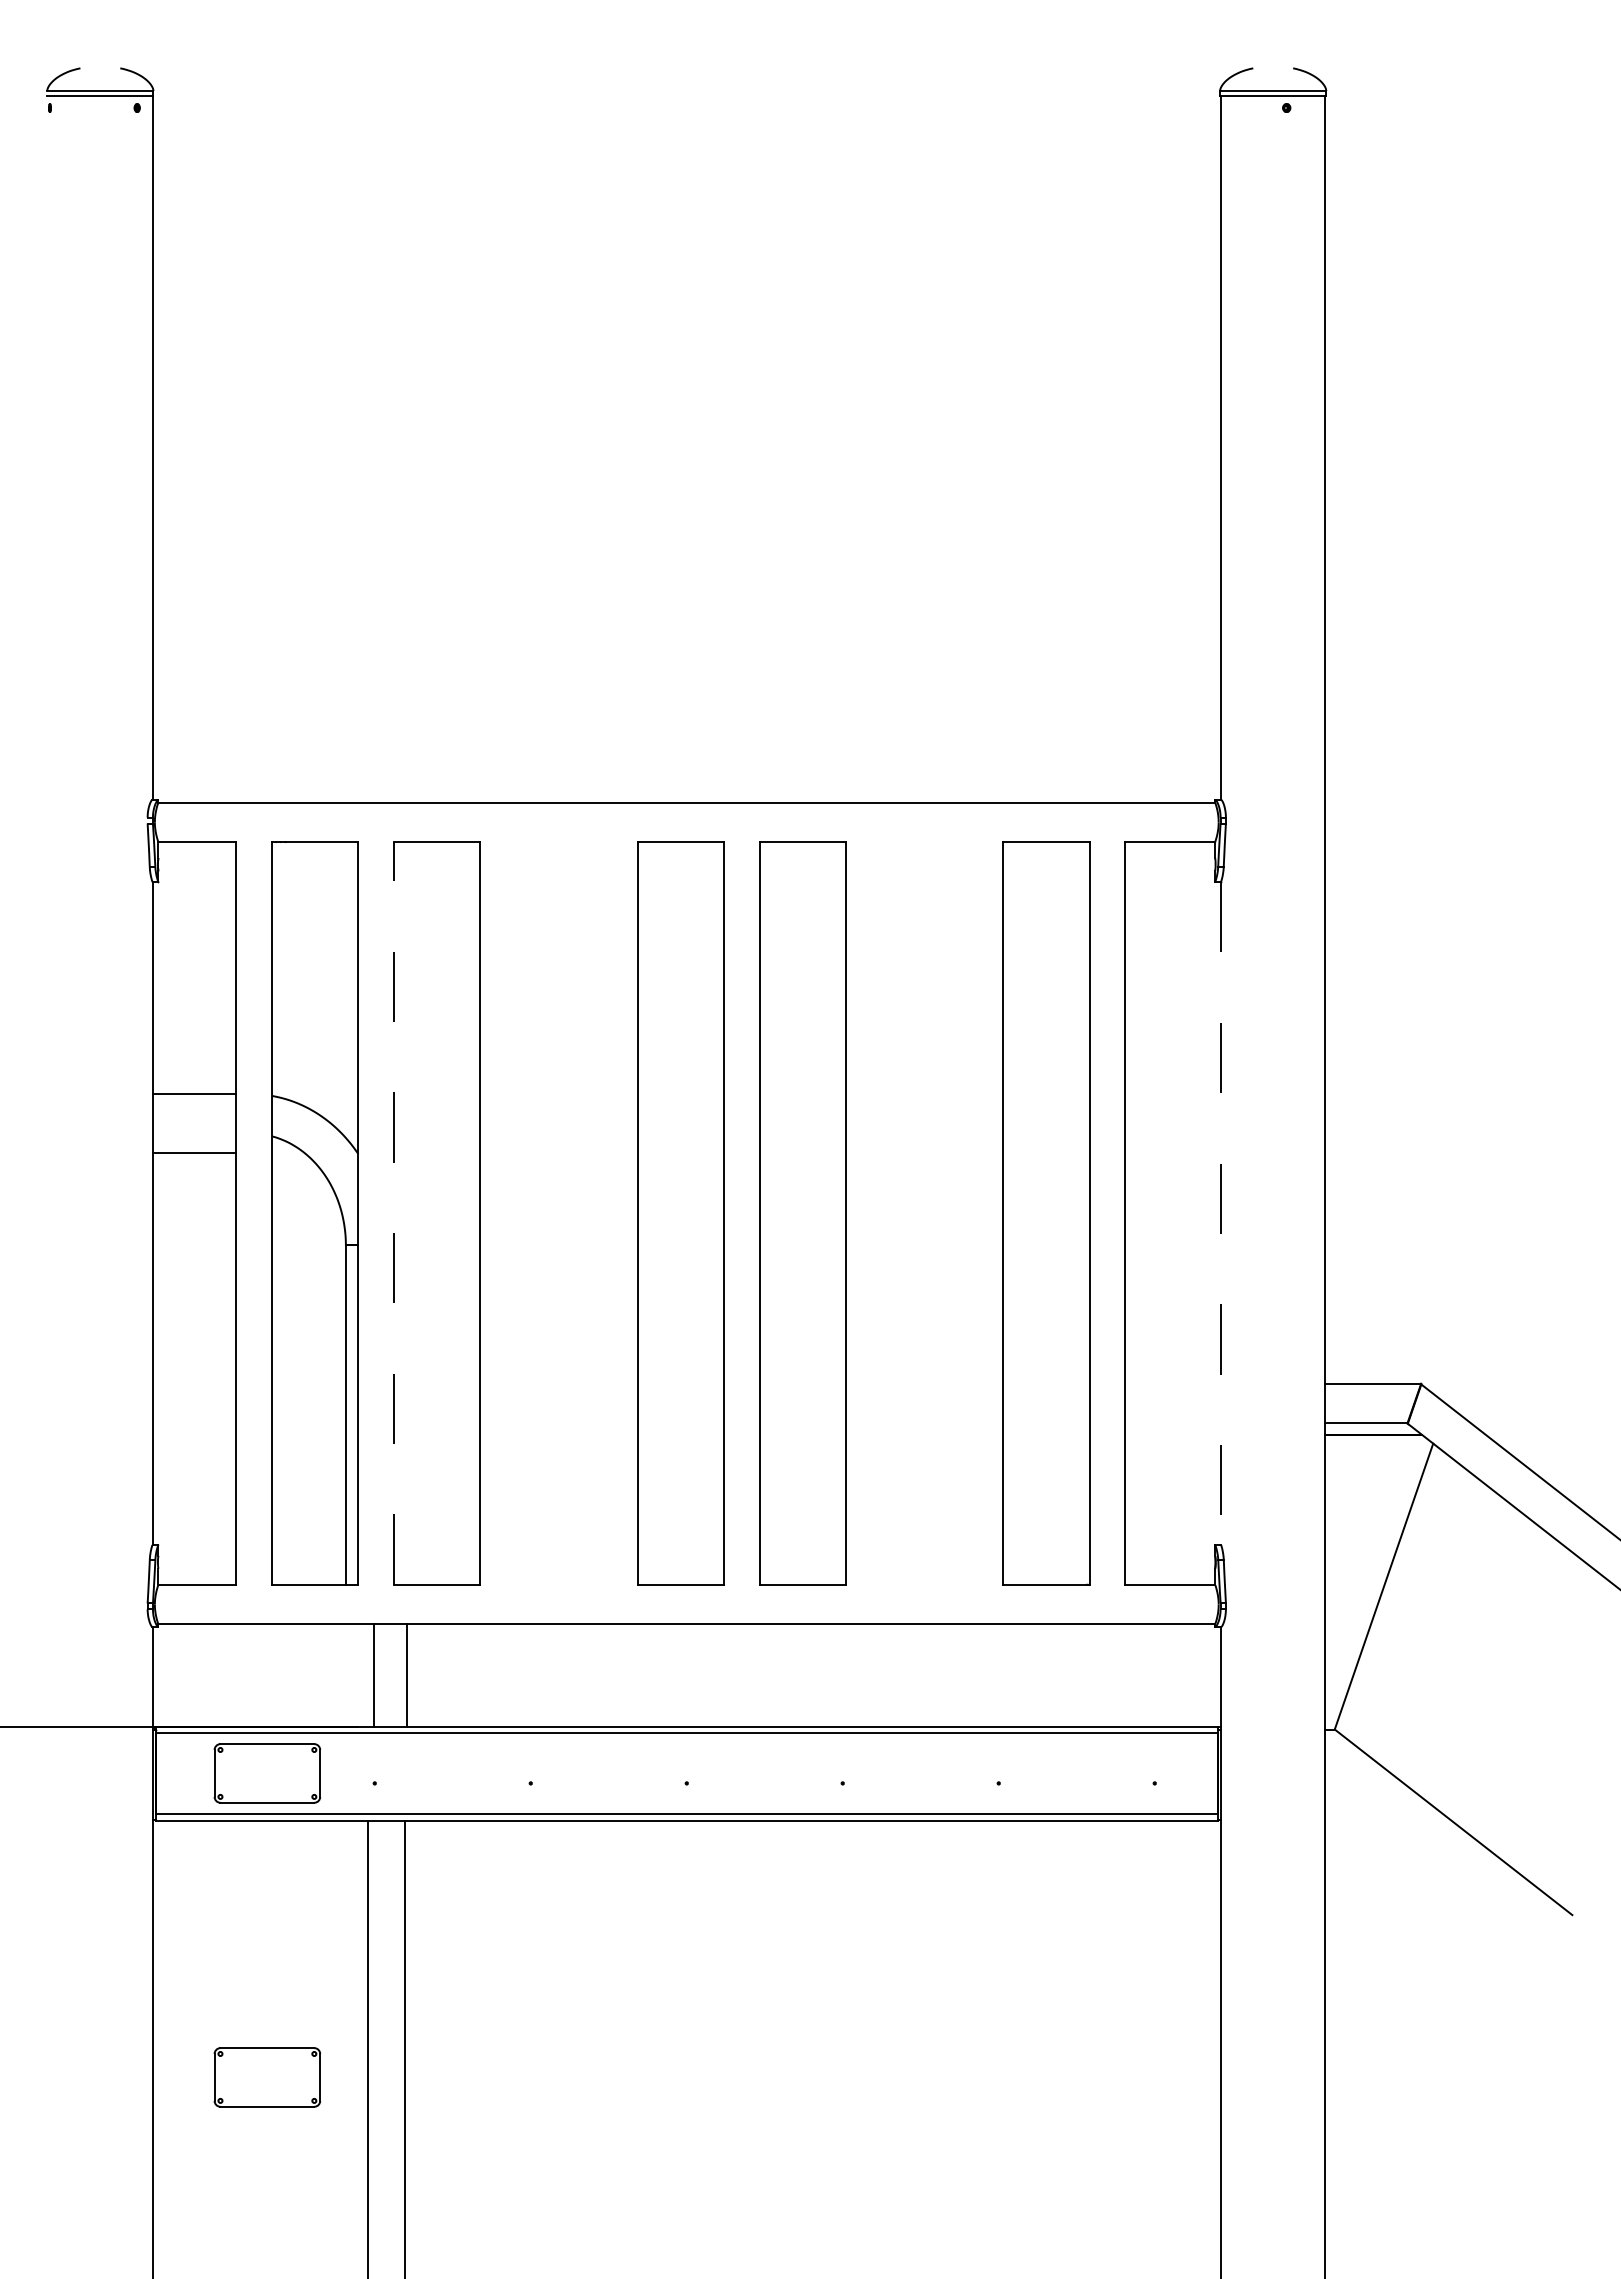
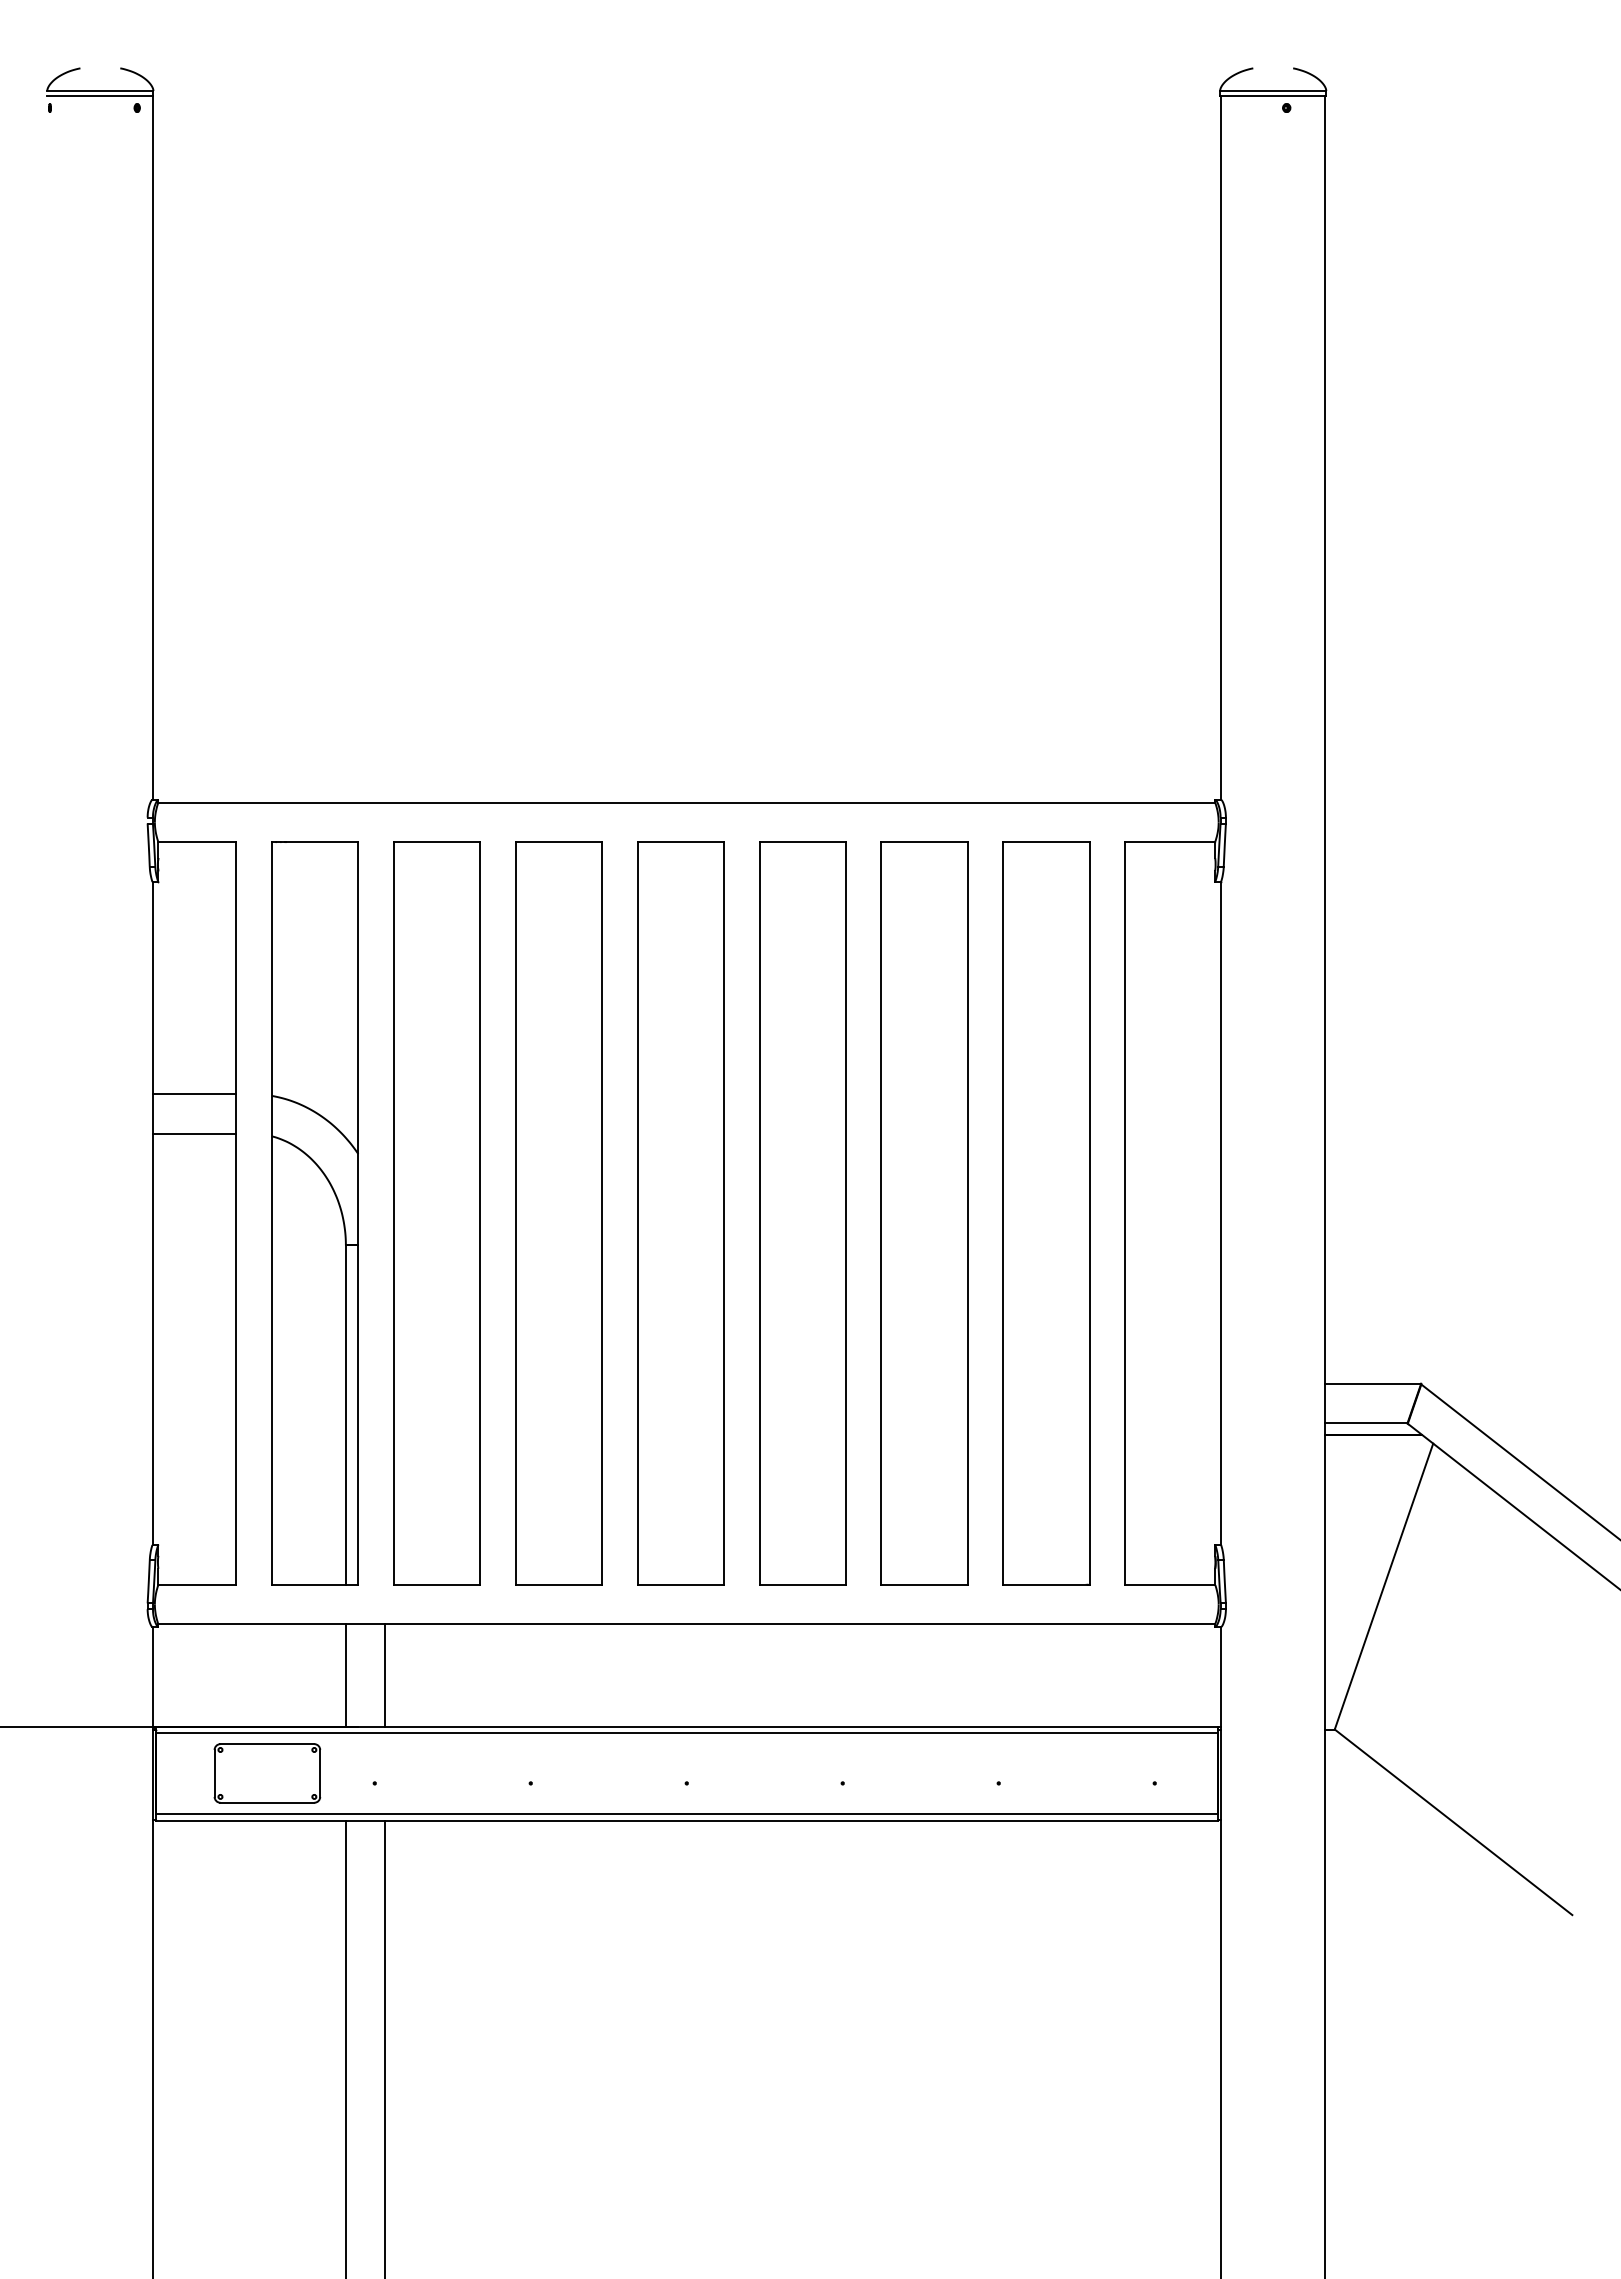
line position: (194, 1152) -> (194, 1133) (194, 1133)
line: dashed -> solid (393, 1212)
part: none -> present (558, 1213)
part: none -> present (924, 1213)
line: dashed -> solid (1221, 1213)
line position: (373, 1675) -> (345, 1675) (345, 1675)
line position: (407, 1675) -> (385, 1675) (385, 1675)
line position: (367, 2047) -> (345, 2047) (345, 2047)
line position: (405, 2047) -> (385, 2047) (385, 2047)
part: present -> none (267, 2077)
